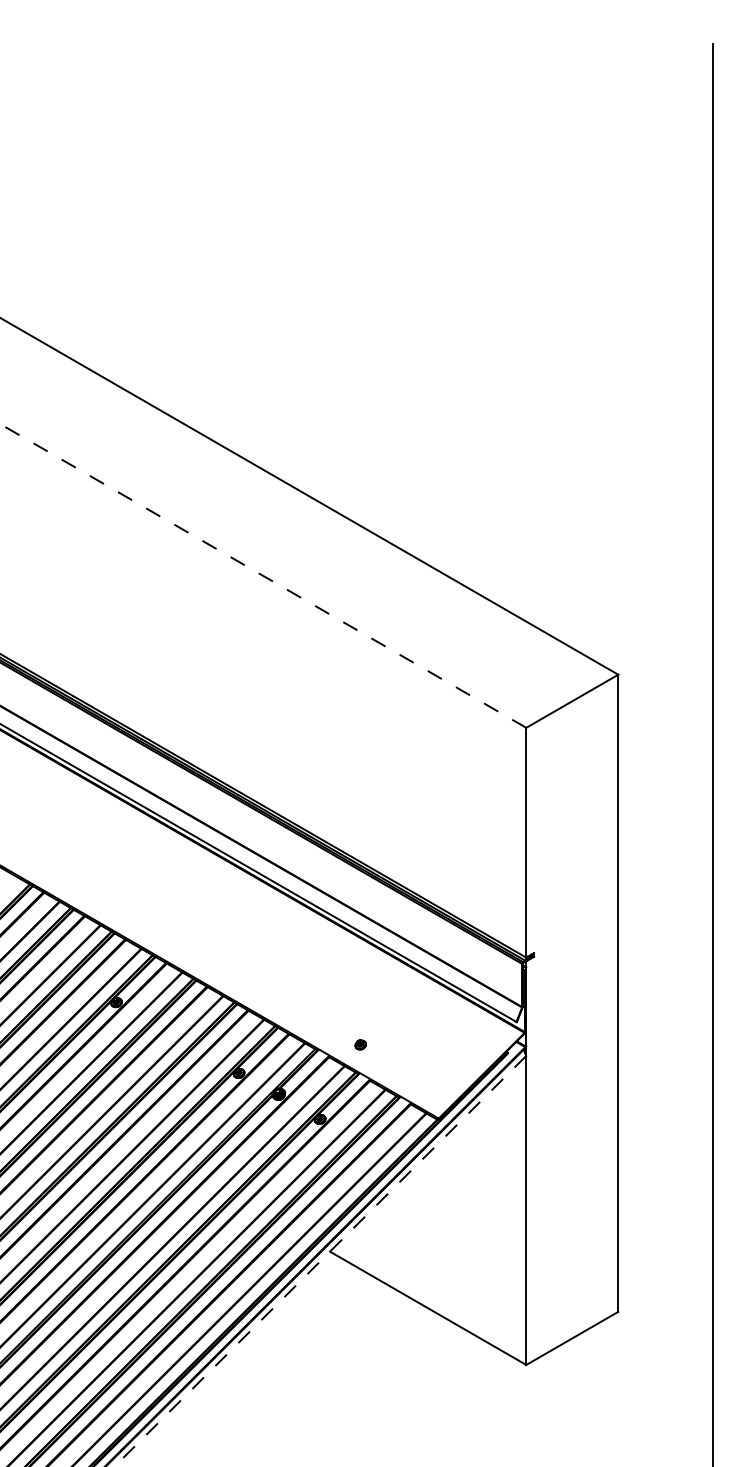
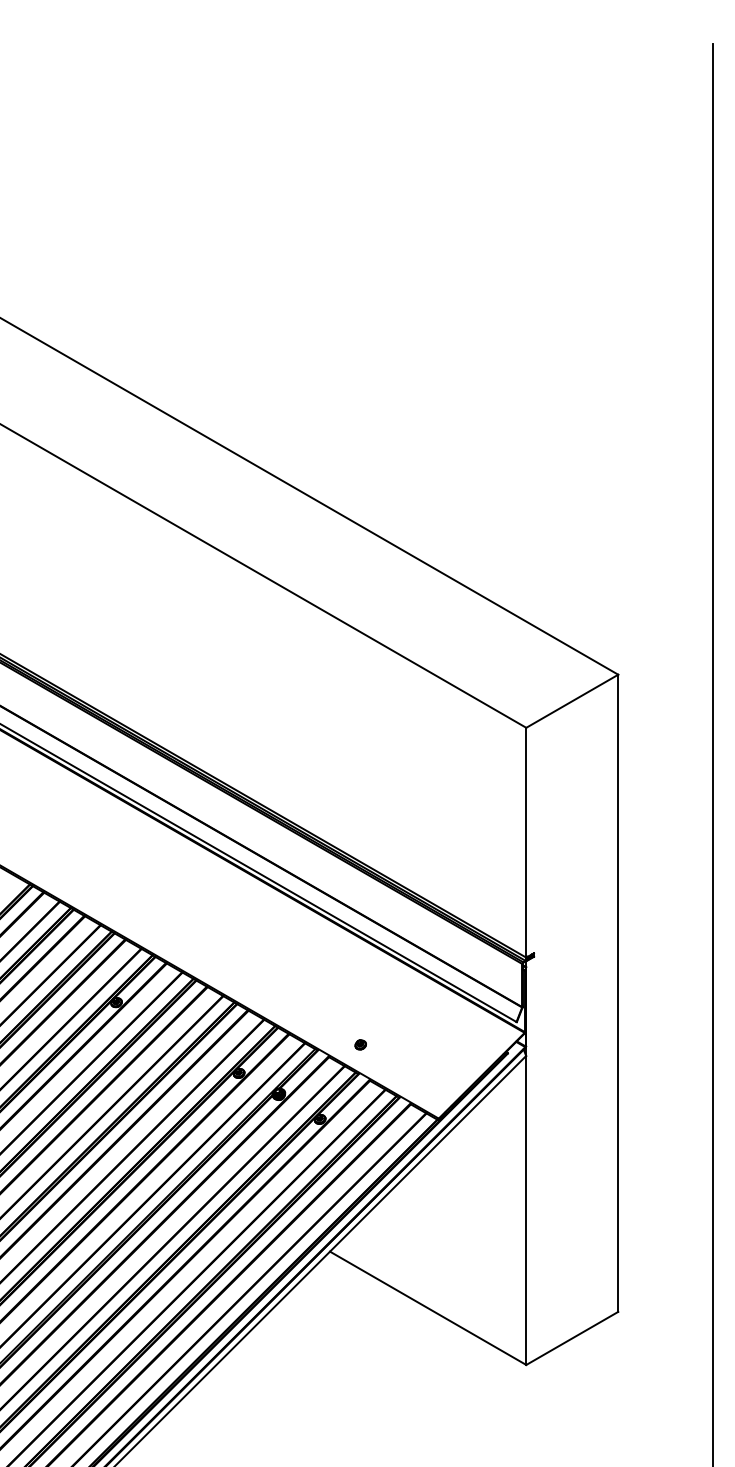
line: dashed -> solid (263, 575)
line: dashed -> solid (320, 1261)
